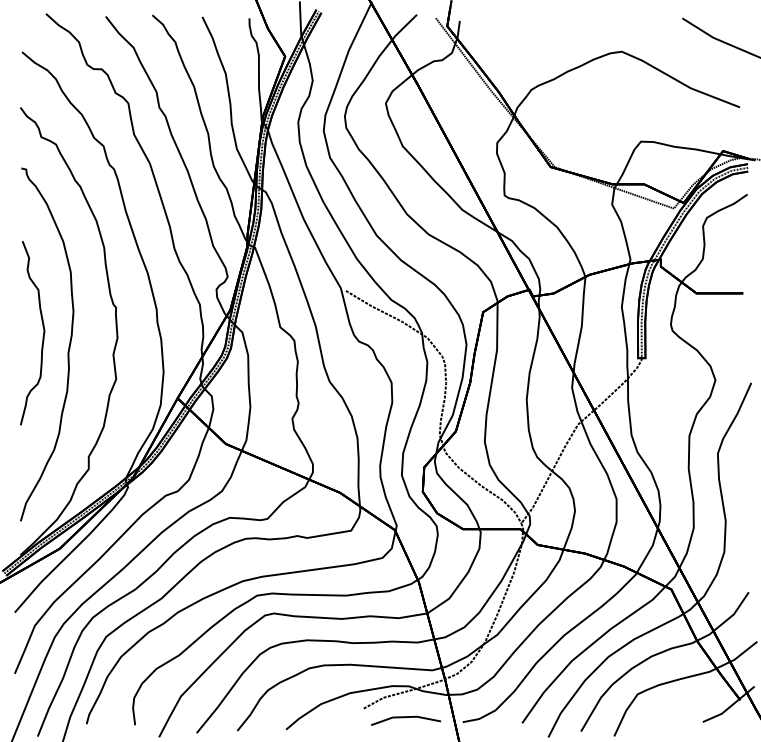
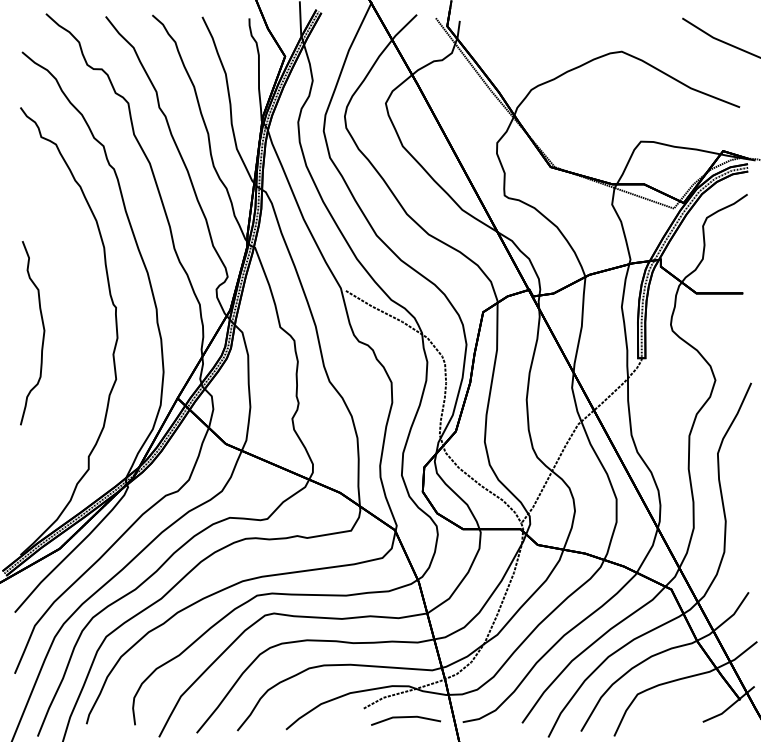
part: present -> none (68, 346)
